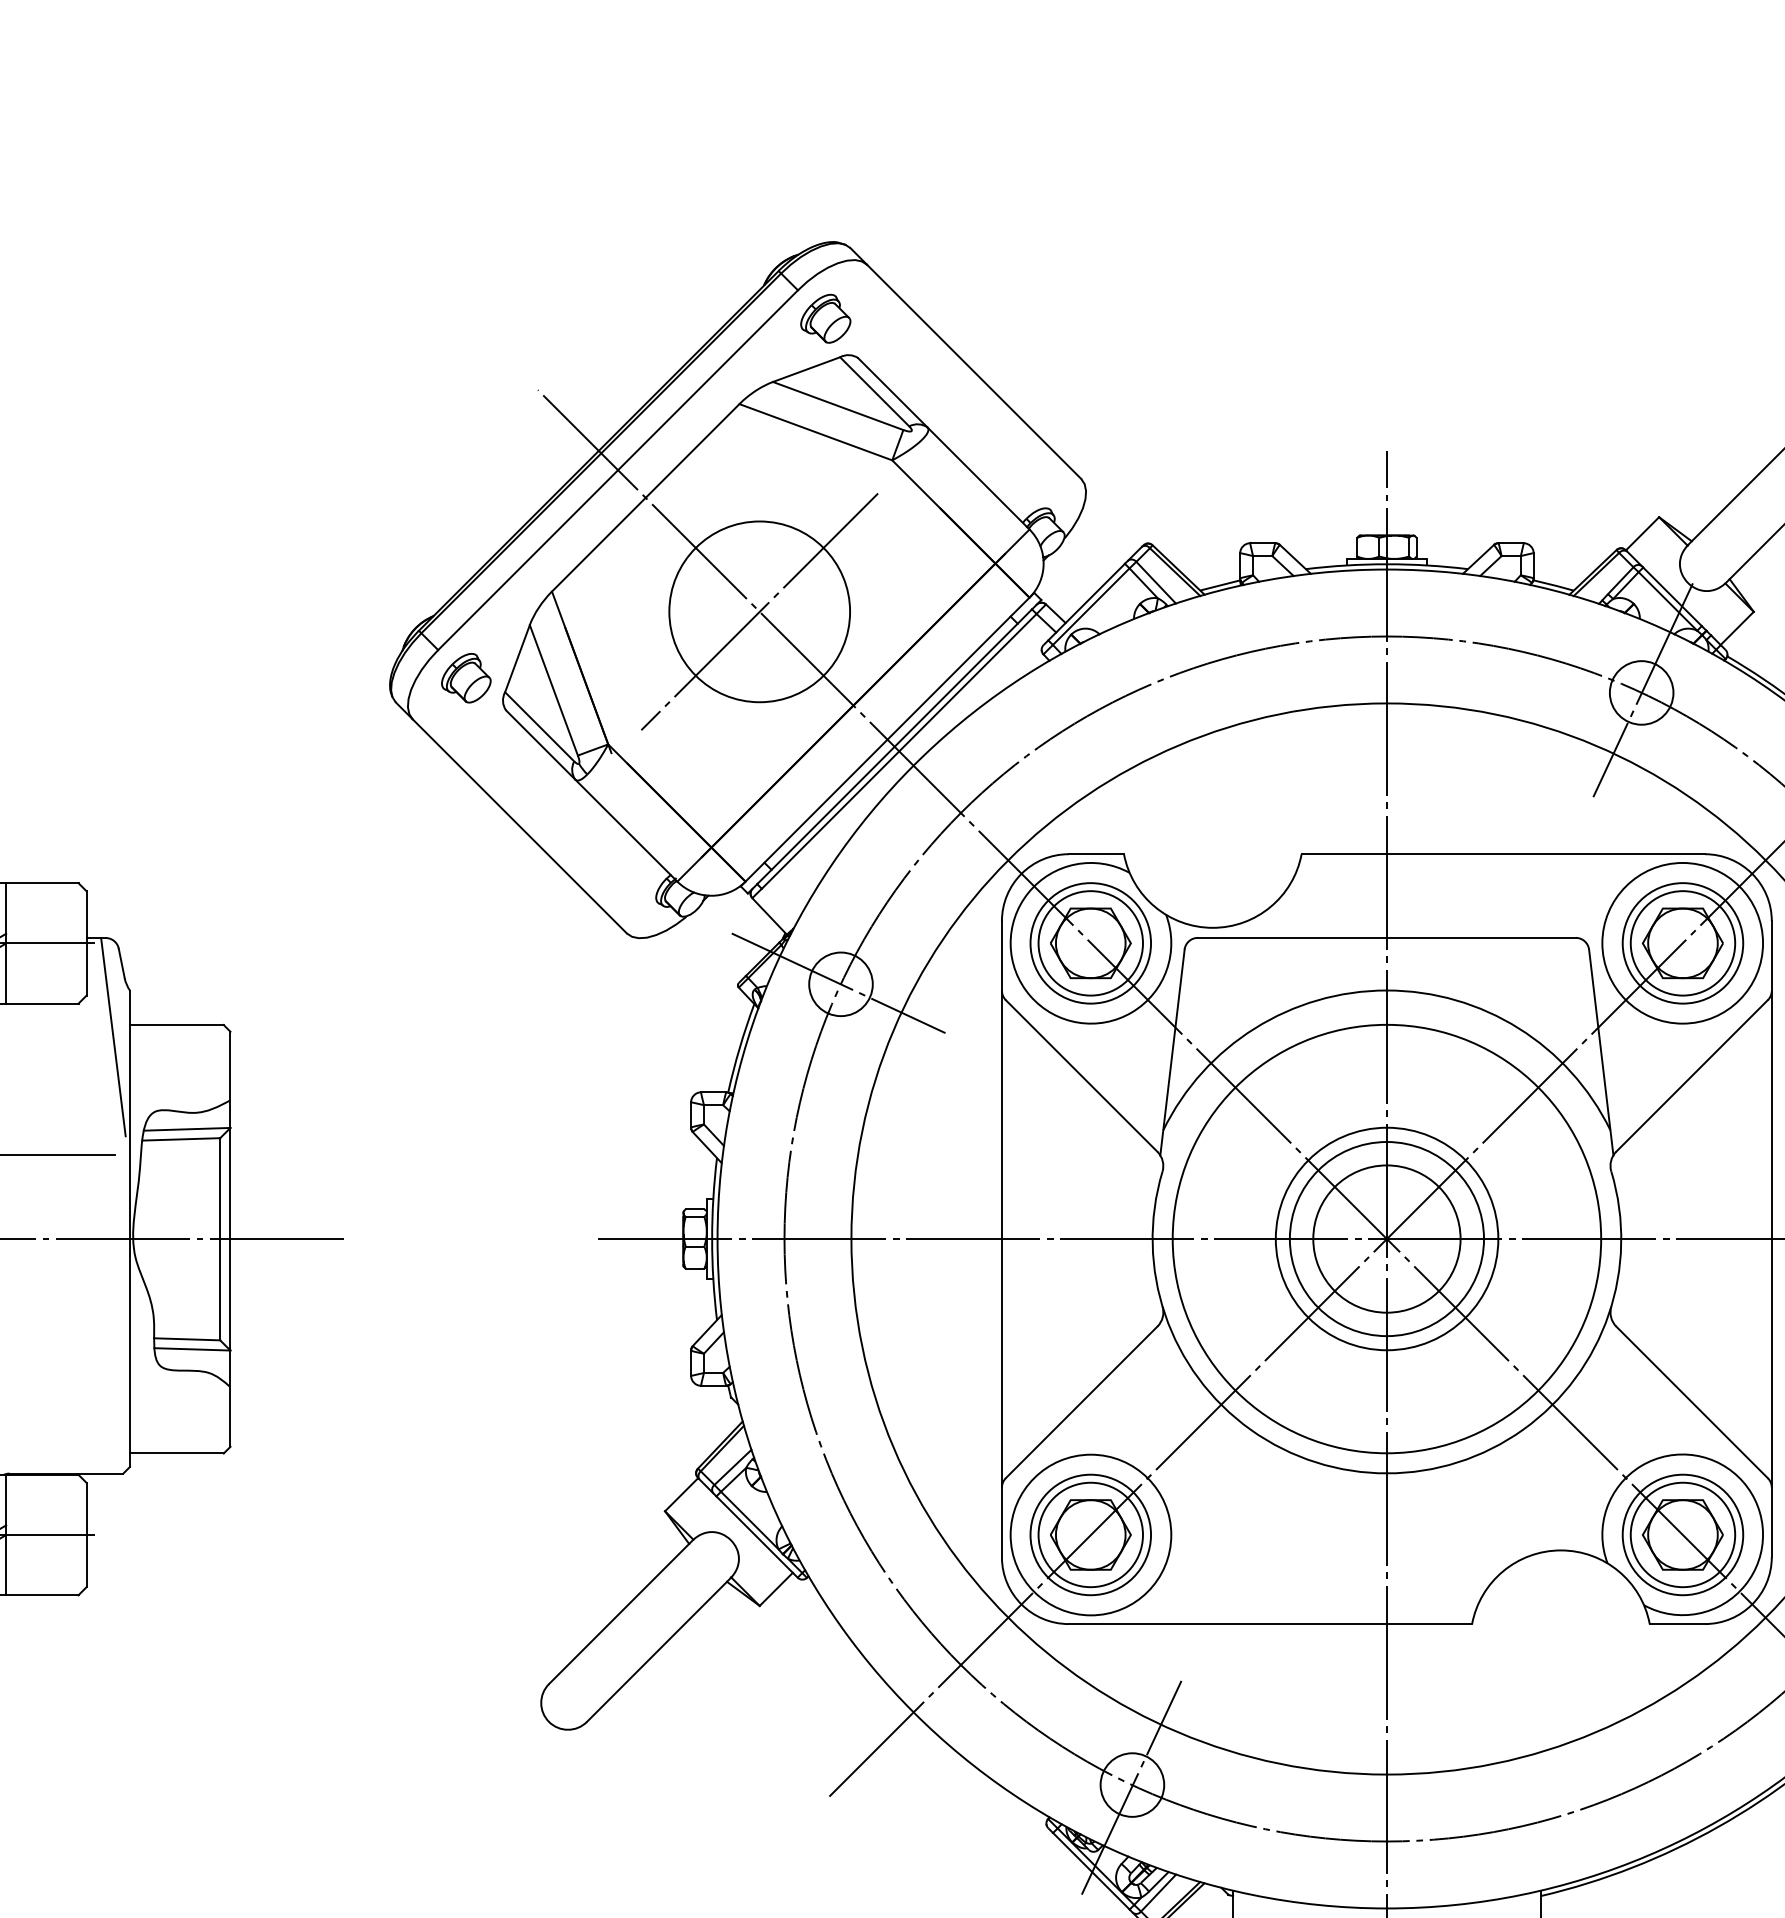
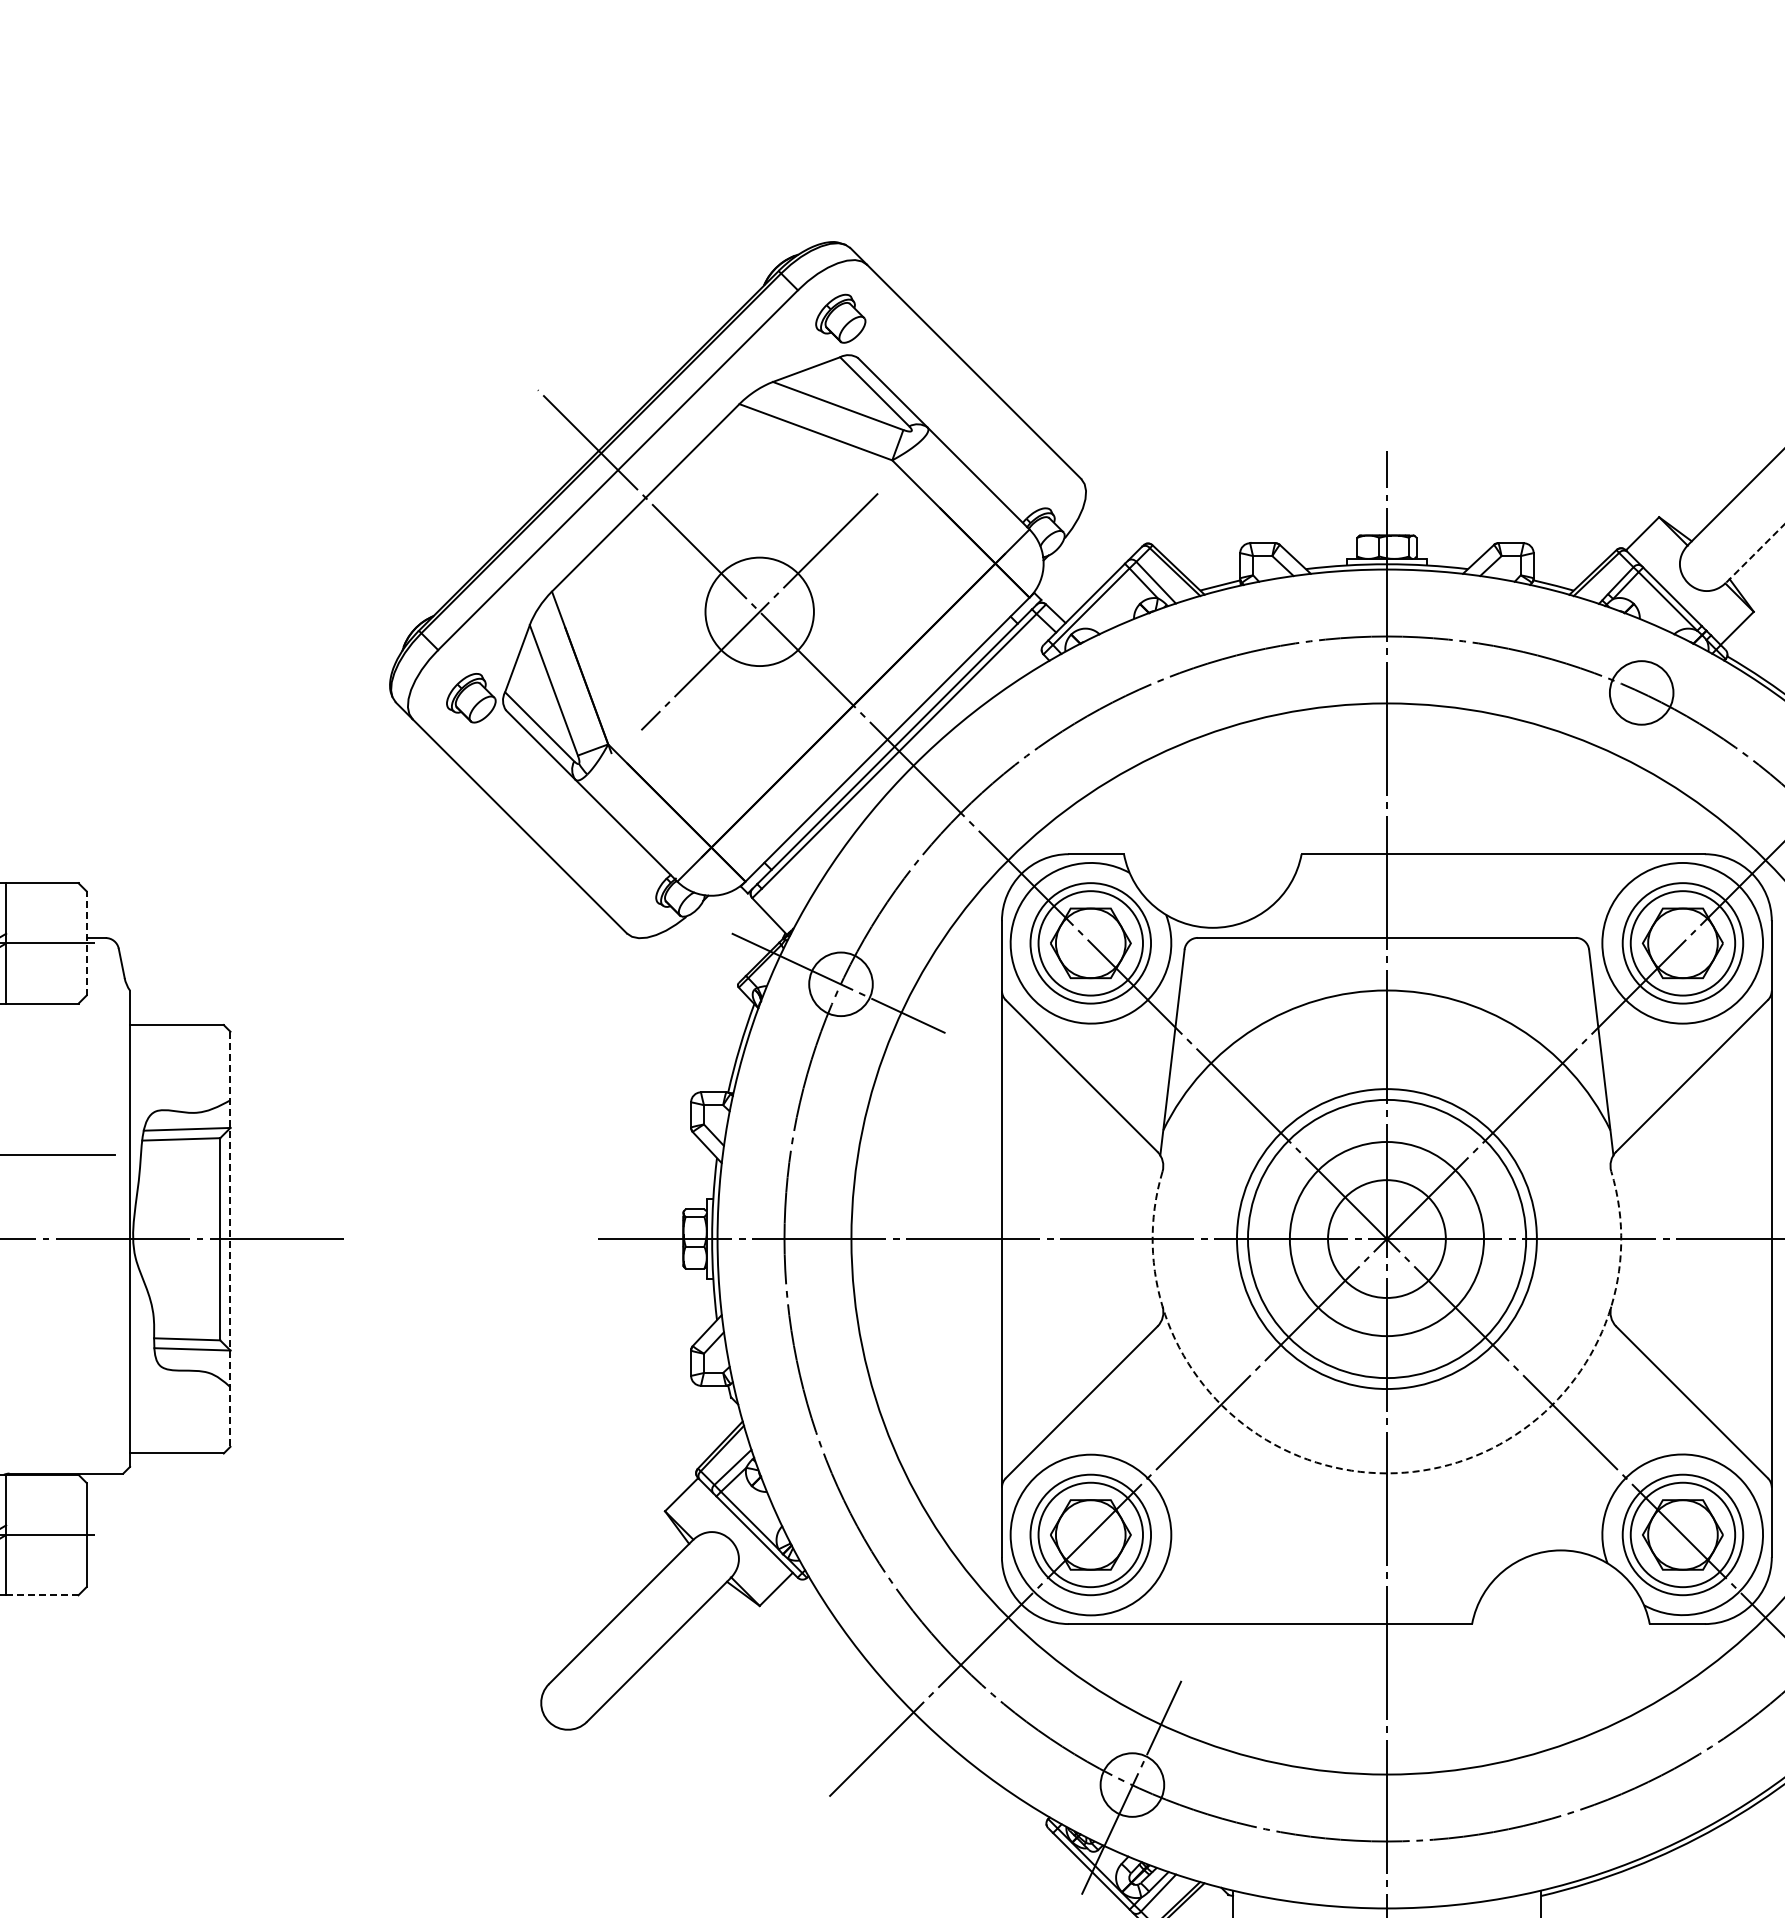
part position: (825, 318) -> (840, 318) (840, 318)
line: solid -> dashed (1755, 553)
circle diameter: 181 px -> 108 px (759, 611)
part position: (466, 678) -> (471, 698) (471, 698)
line: present -> none (1642, 690)
line: solid -> dashed (86, 942)
line: present -> none (113, 1037)
circle diameter: 147 px -> 118 px (1386, 1238)
circle diameter: 223 px -> 278 px (1387, 1238)
circle diameter: 428 px -> 300 px (1386, 1239)
line: solid -> dashed (230, 1239)
arc: solid -> dashed (1387, 1473)
line: solid -> dashed (42, 1595)
